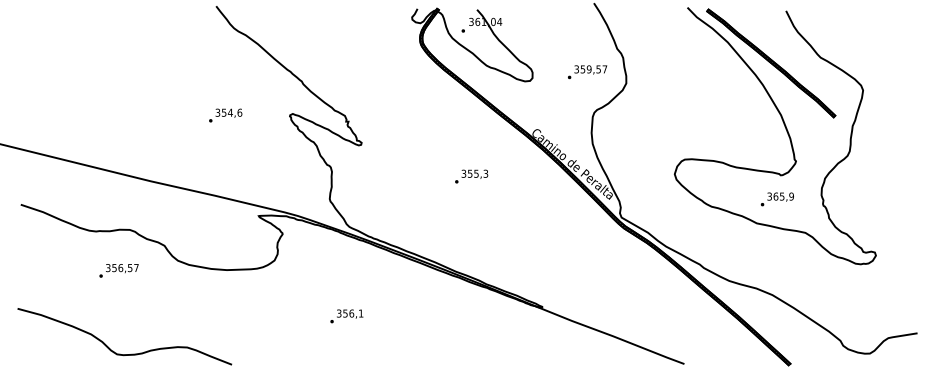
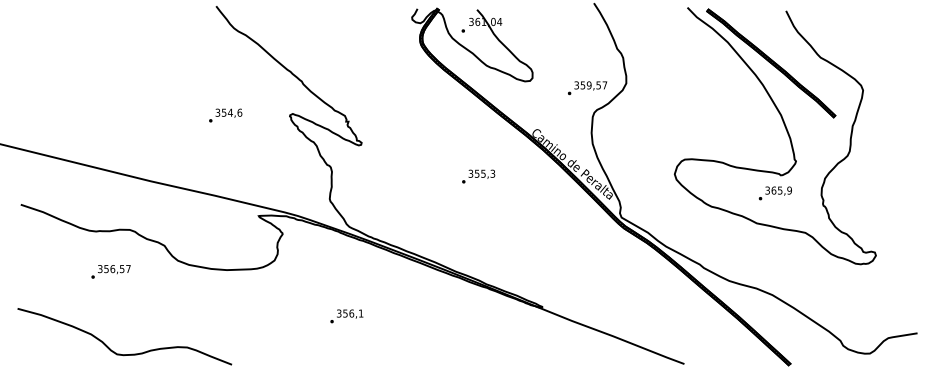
text position: (587, 72) -> (587, 88) (587, 88)
text position: (471, 176) -> (478, 176) (478, 176)
text position: (776, 199) -> (774, 193) (774, 193)
text position: (118, 270) -> (110, 271) (110, 271)
